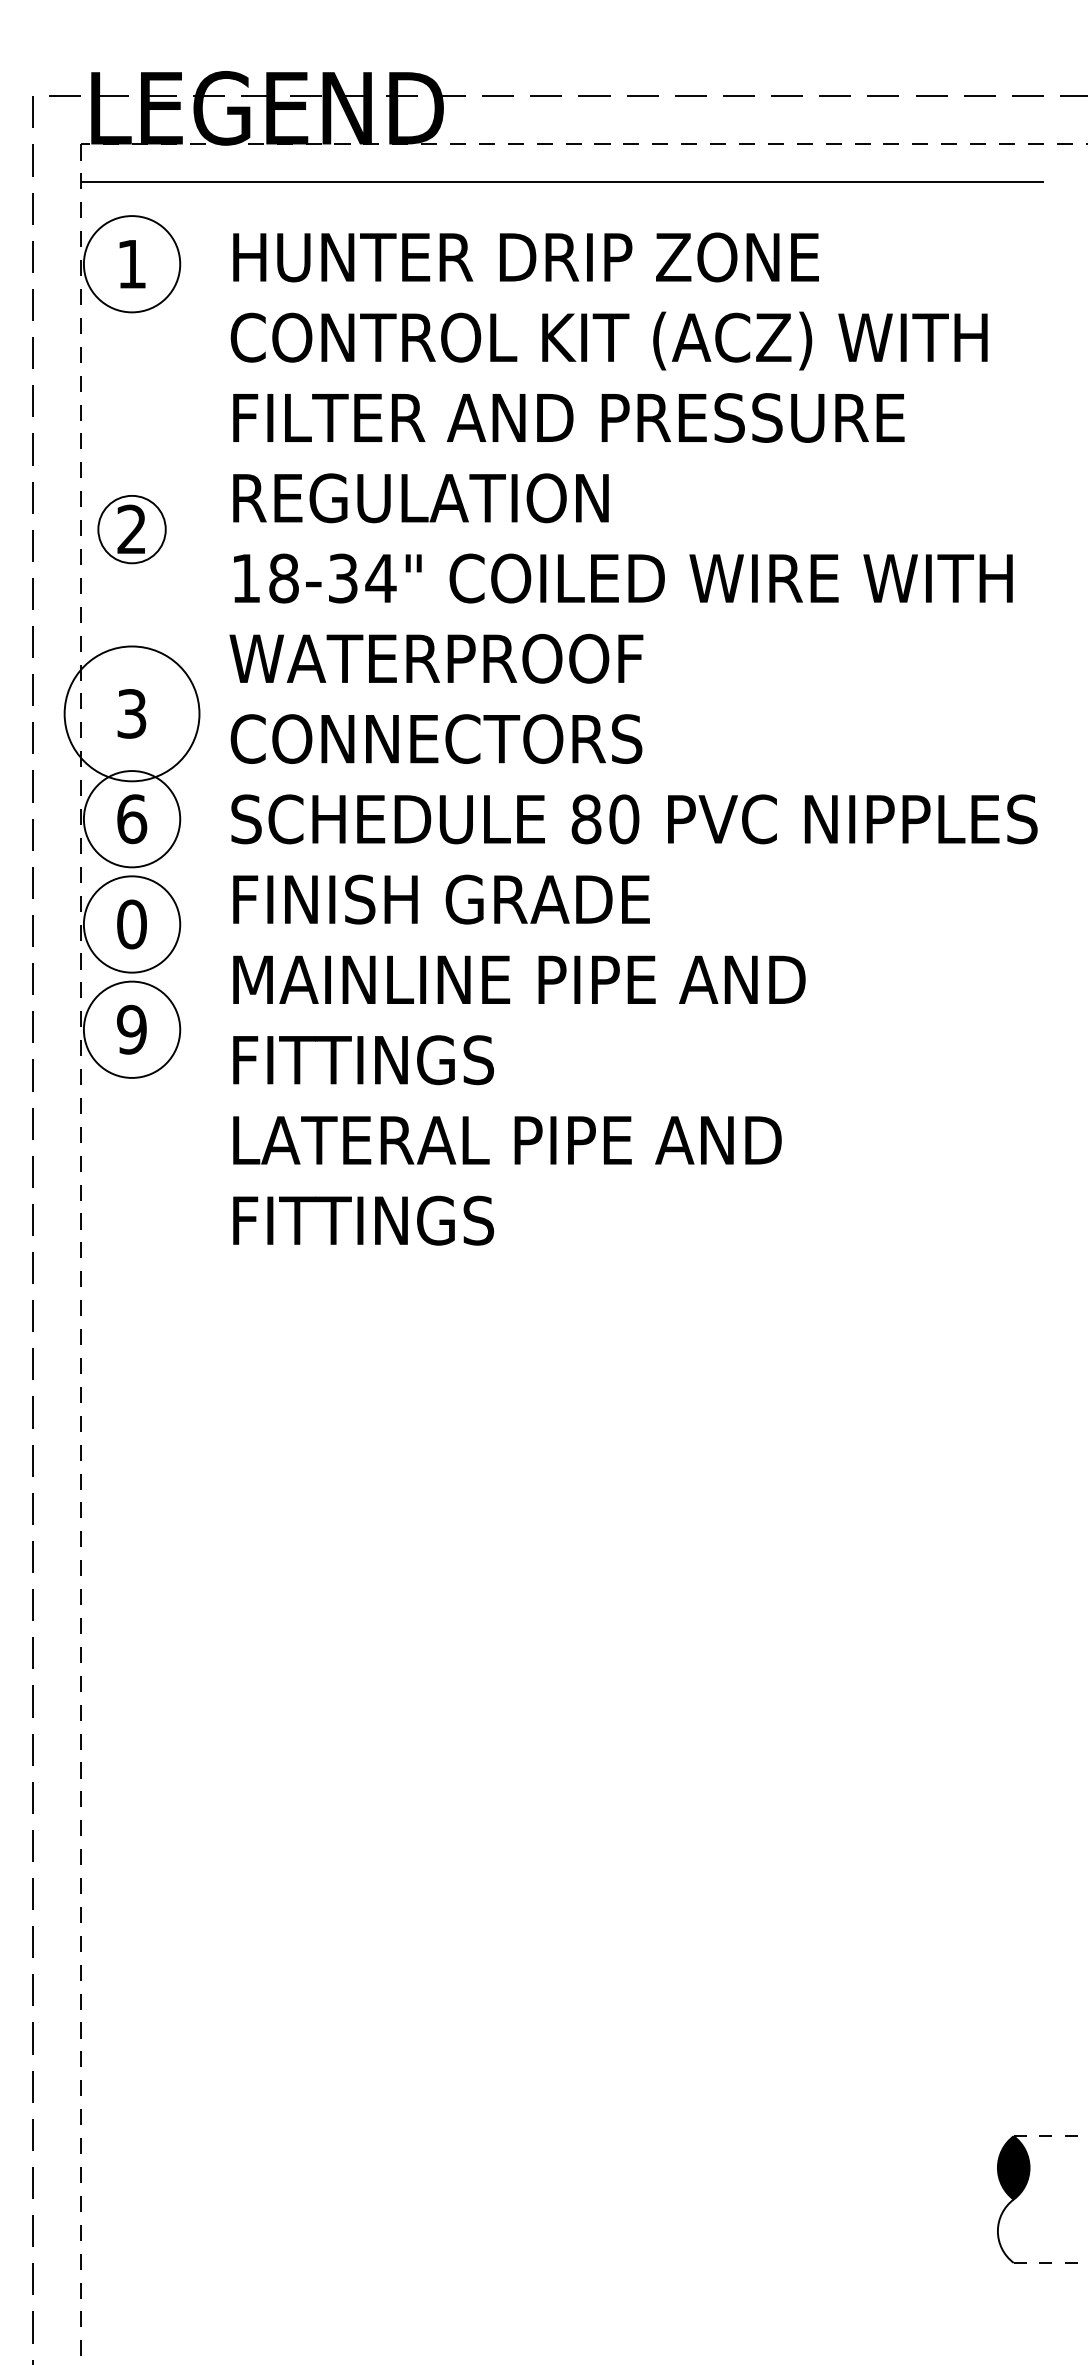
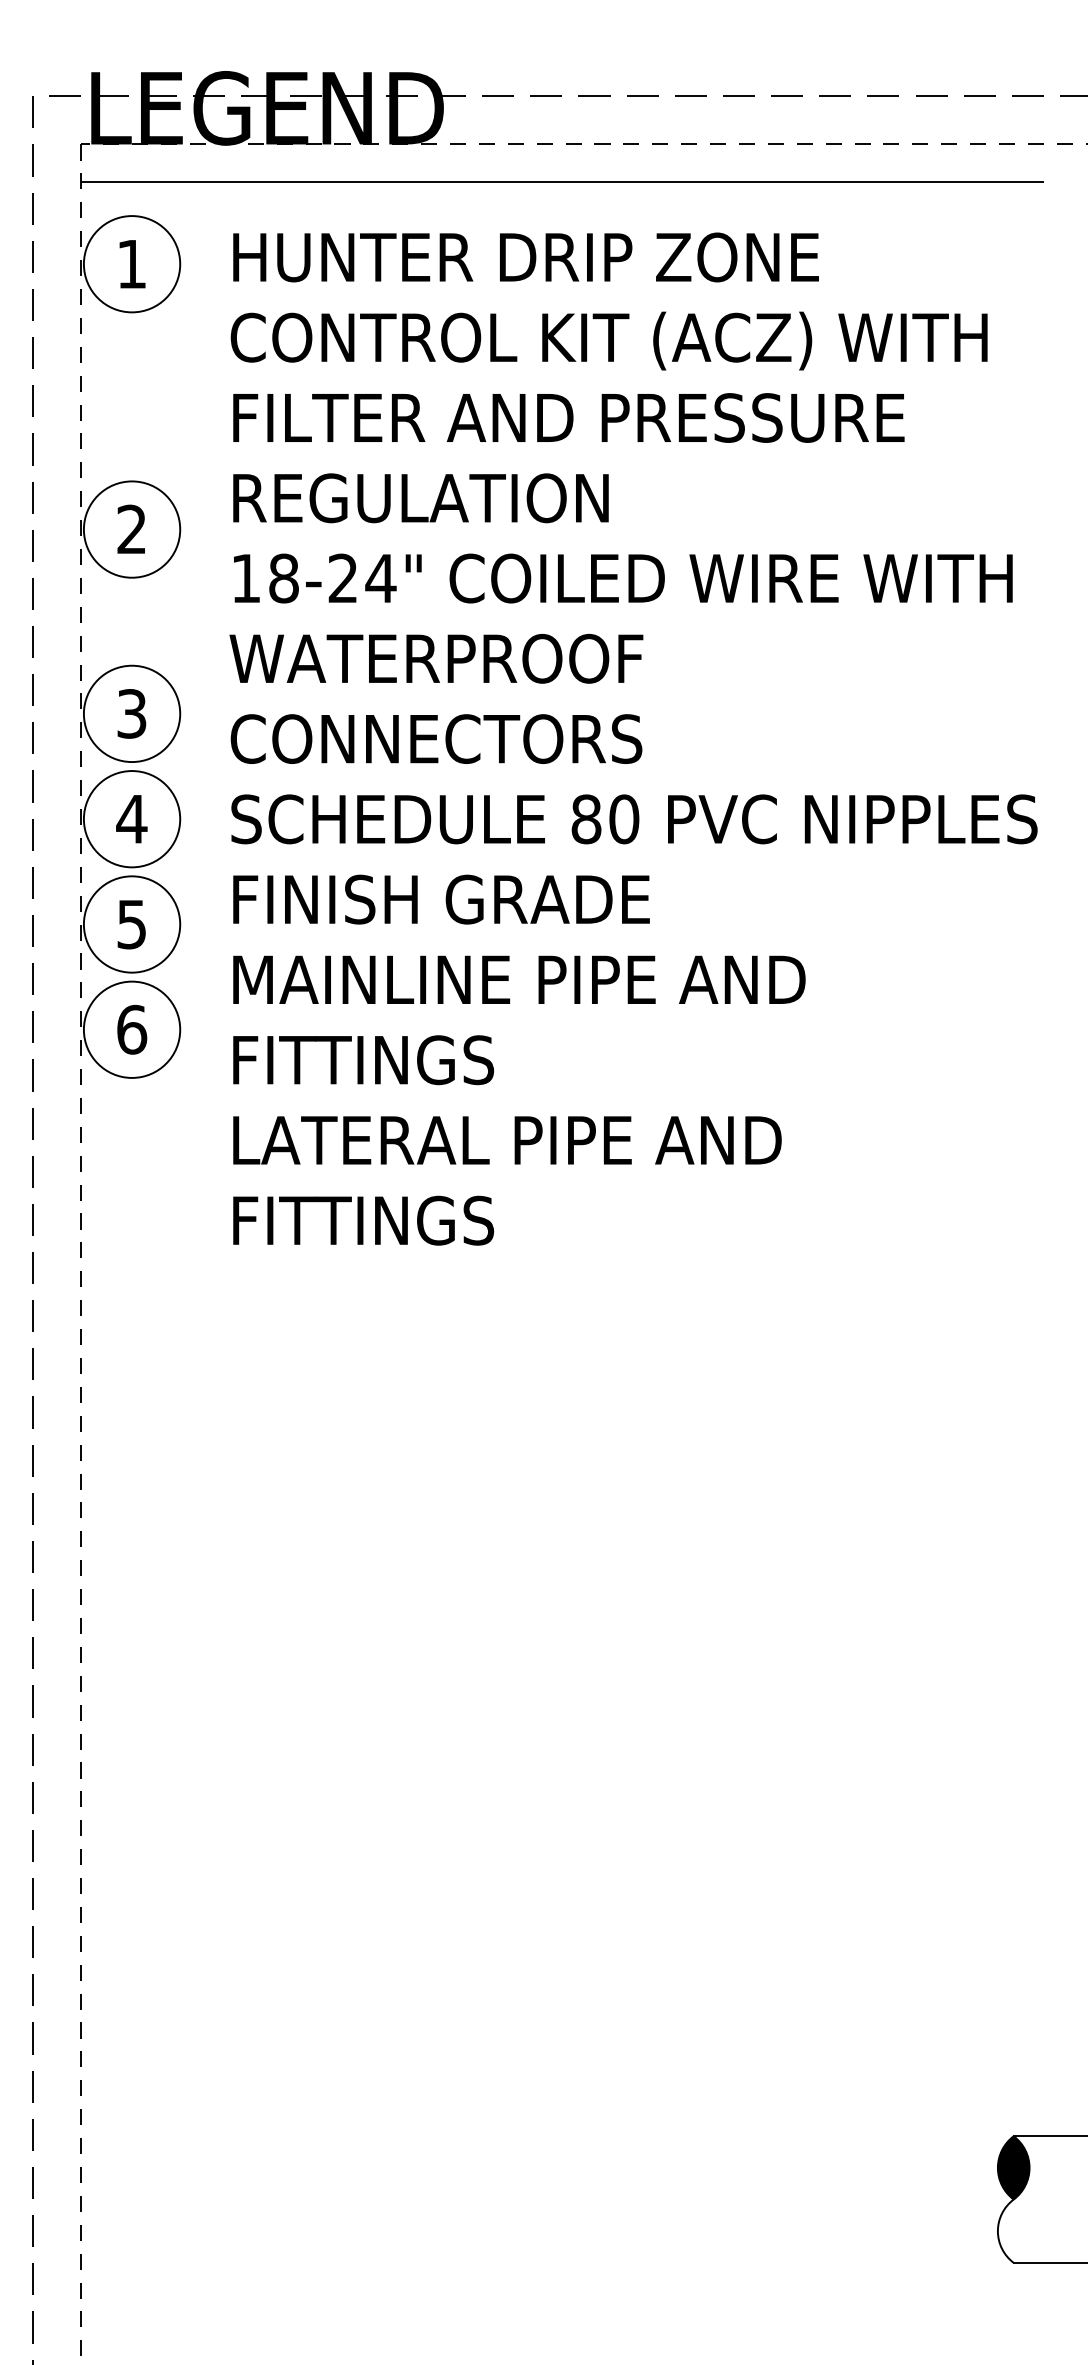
circle diameter: 67 px -> 96 px (131, 529)
text: 18-34" -> 18-24" (342, 578)
circle diameter: 135 px -> 96 px (131, 713)
text: 6 -> 4 (131, 819)
text: 0 -> 5 (131, 924)
text: 9 -> 6 (132, 1029)
line: dashed -> solid (1050, 2136)
line: dashed -> solid (1050, 2262)
